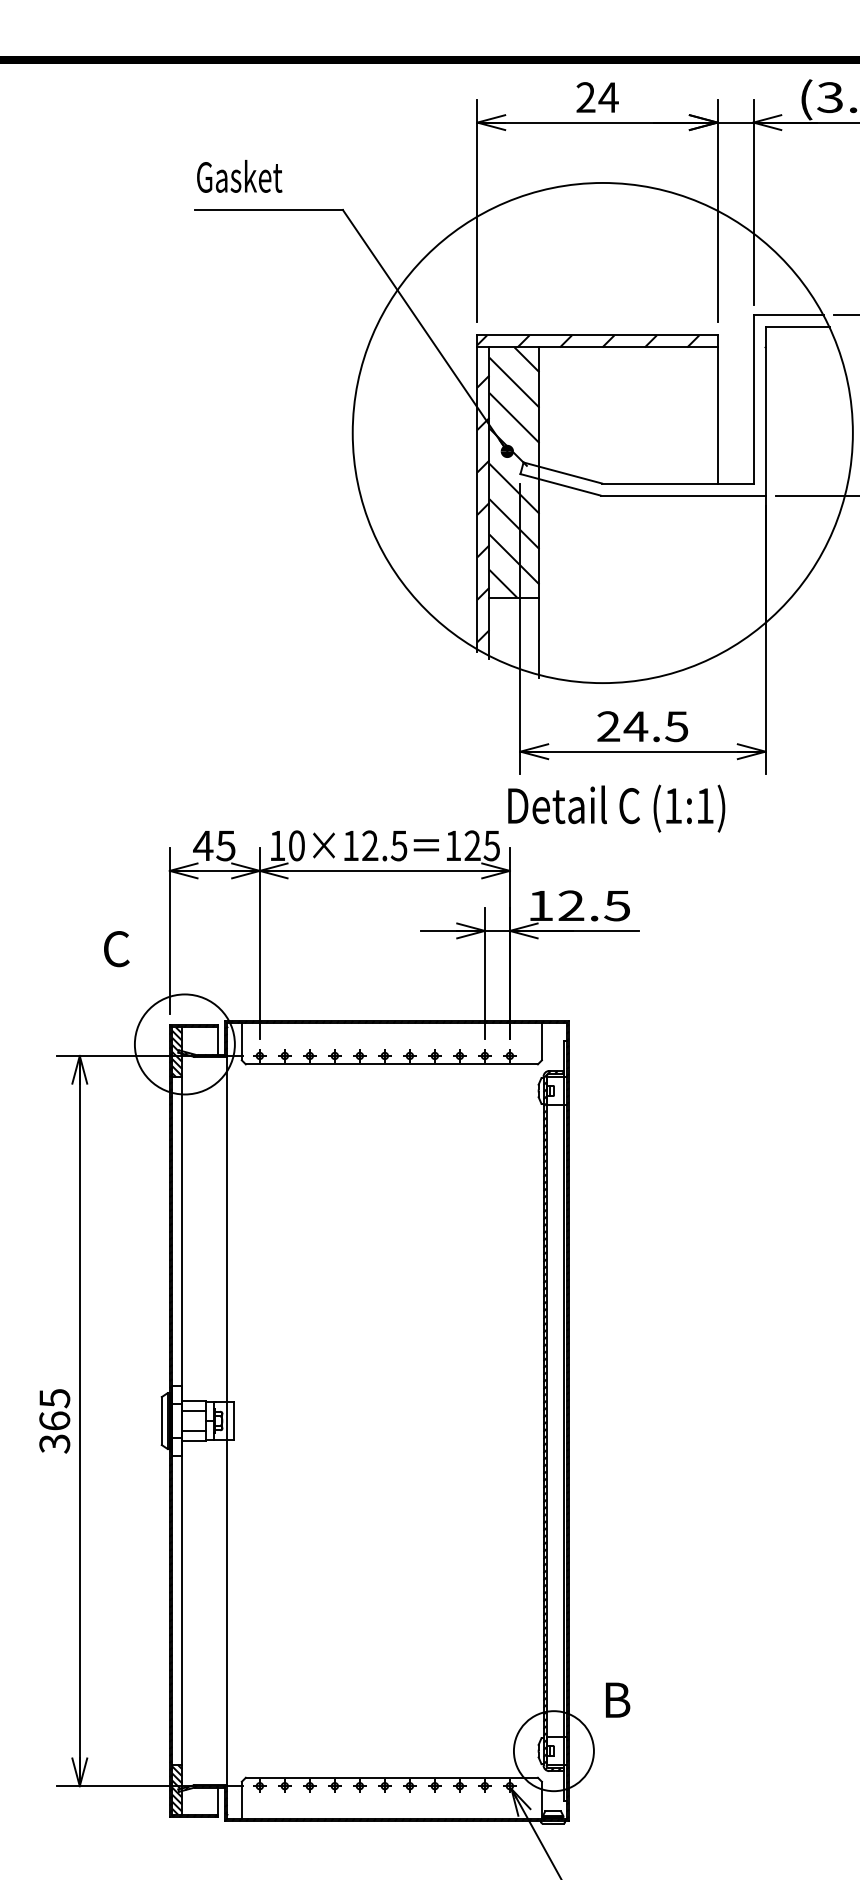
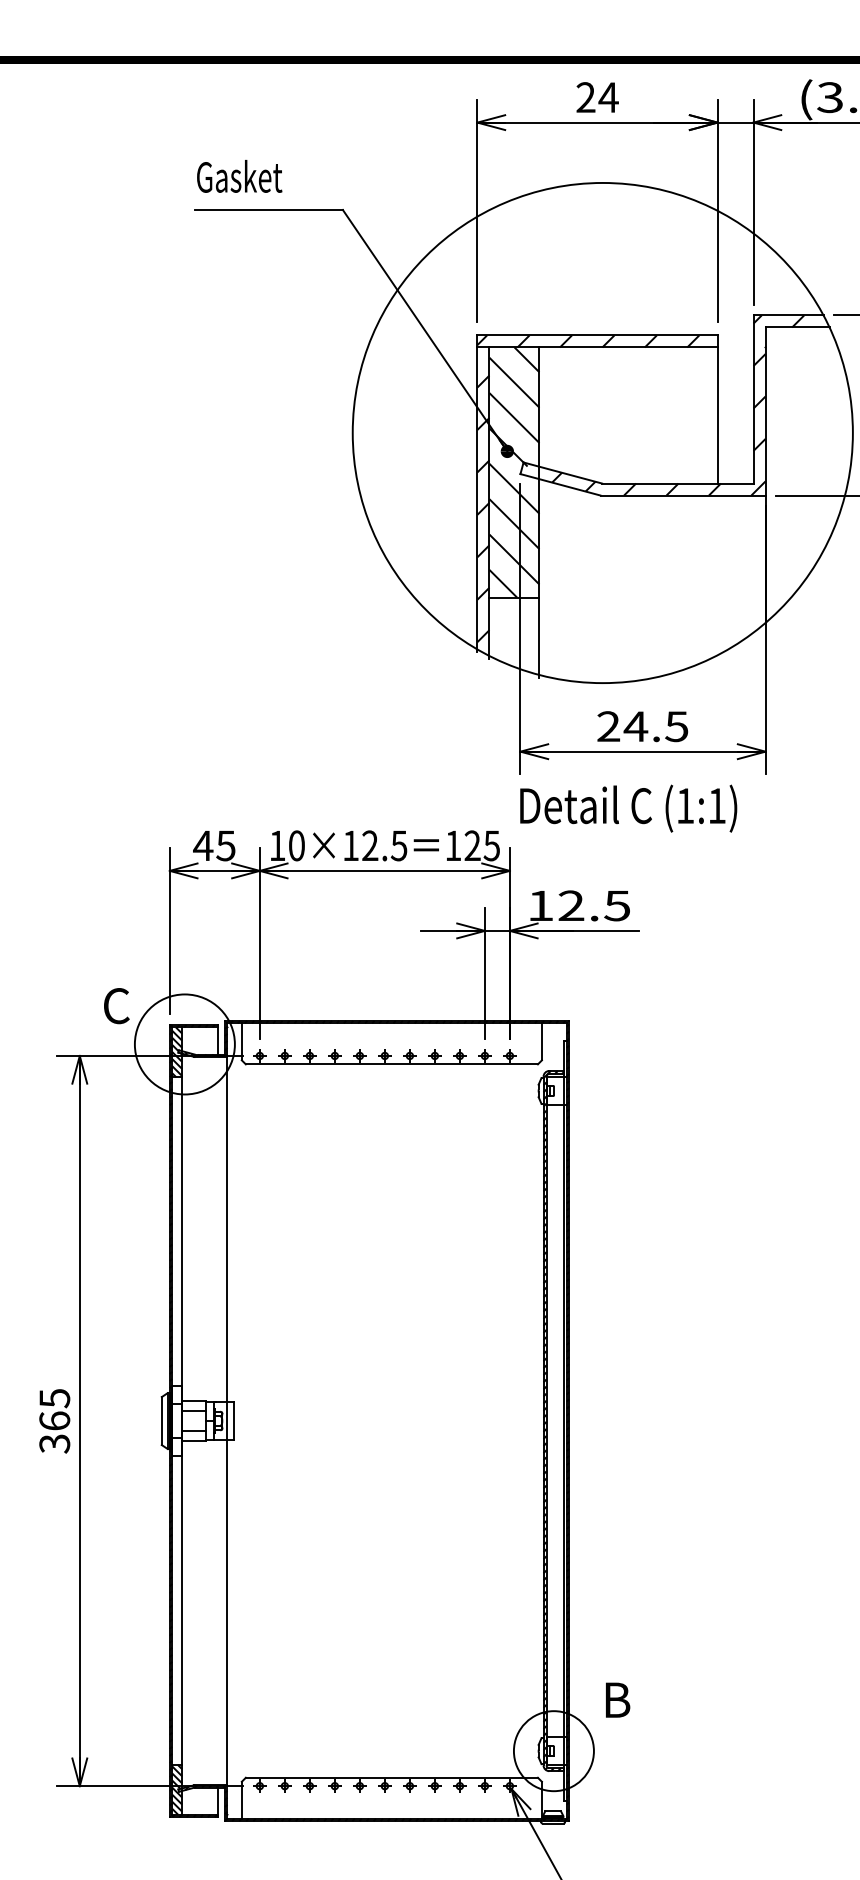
hatch: none -> present (678, 405)
text position: (616, 808) -> (628, 808) (628, 808)
text position: (116, 949) -> (116, 1006) (116, 1006)
